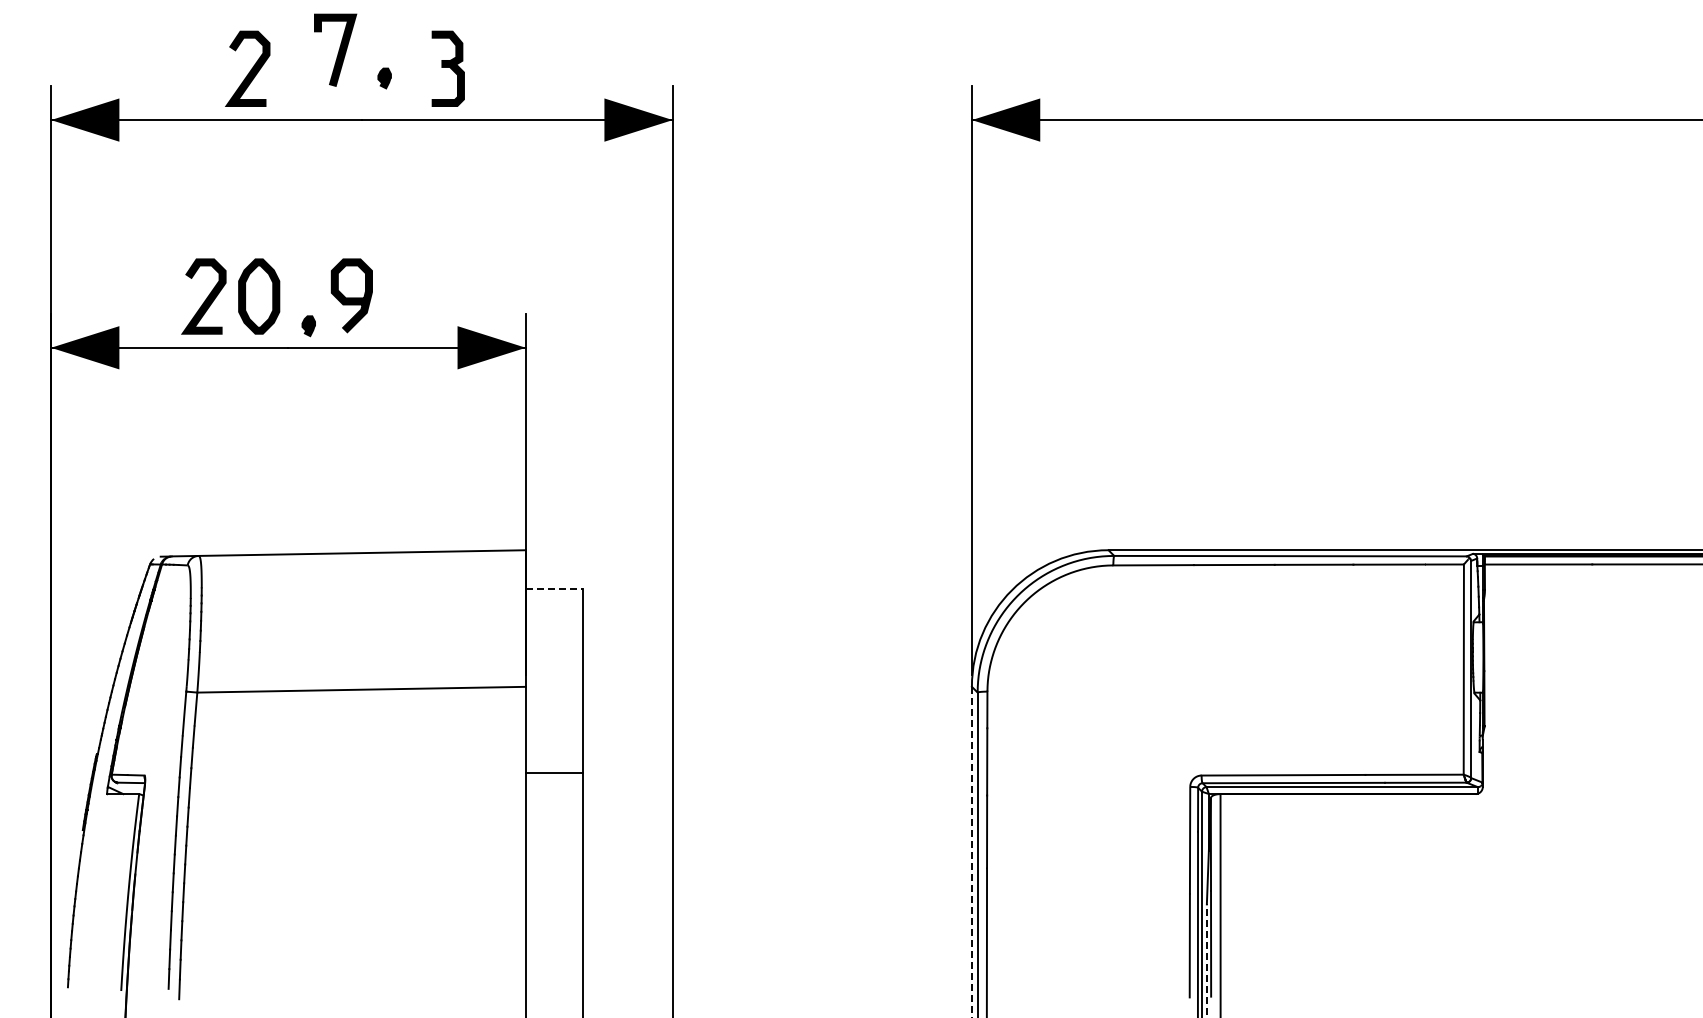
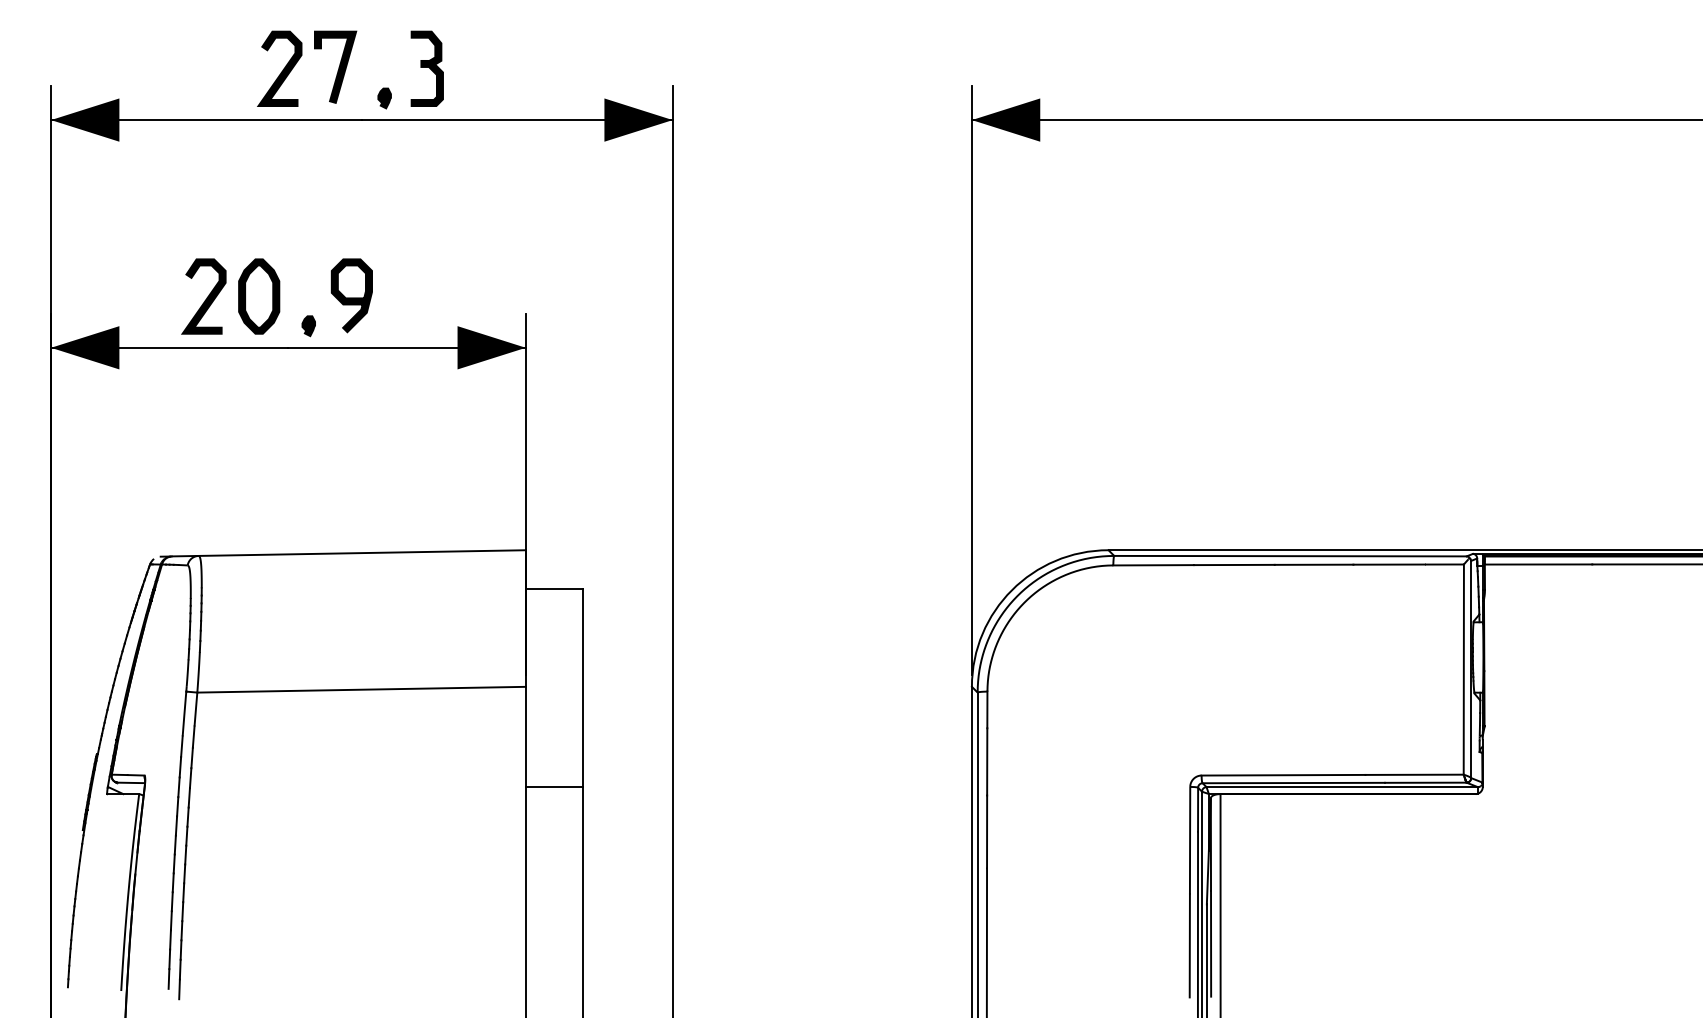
line position: (338, 50) -> (338, 67) (338, 67)
part position: (447, 68) -> (426, 68) (426, 68)
curve position: (250, 69) -> (282, 69) (282, 69)
part position: (384, 78) -> (384, 98) (384, 98)
line: dashed -> solid (554, 589)
line position: (553, 773) -> (553, 787) (553, 787)
line: dashed -> solid (971, 851)
line: dashed -> solid (1206, 960)
